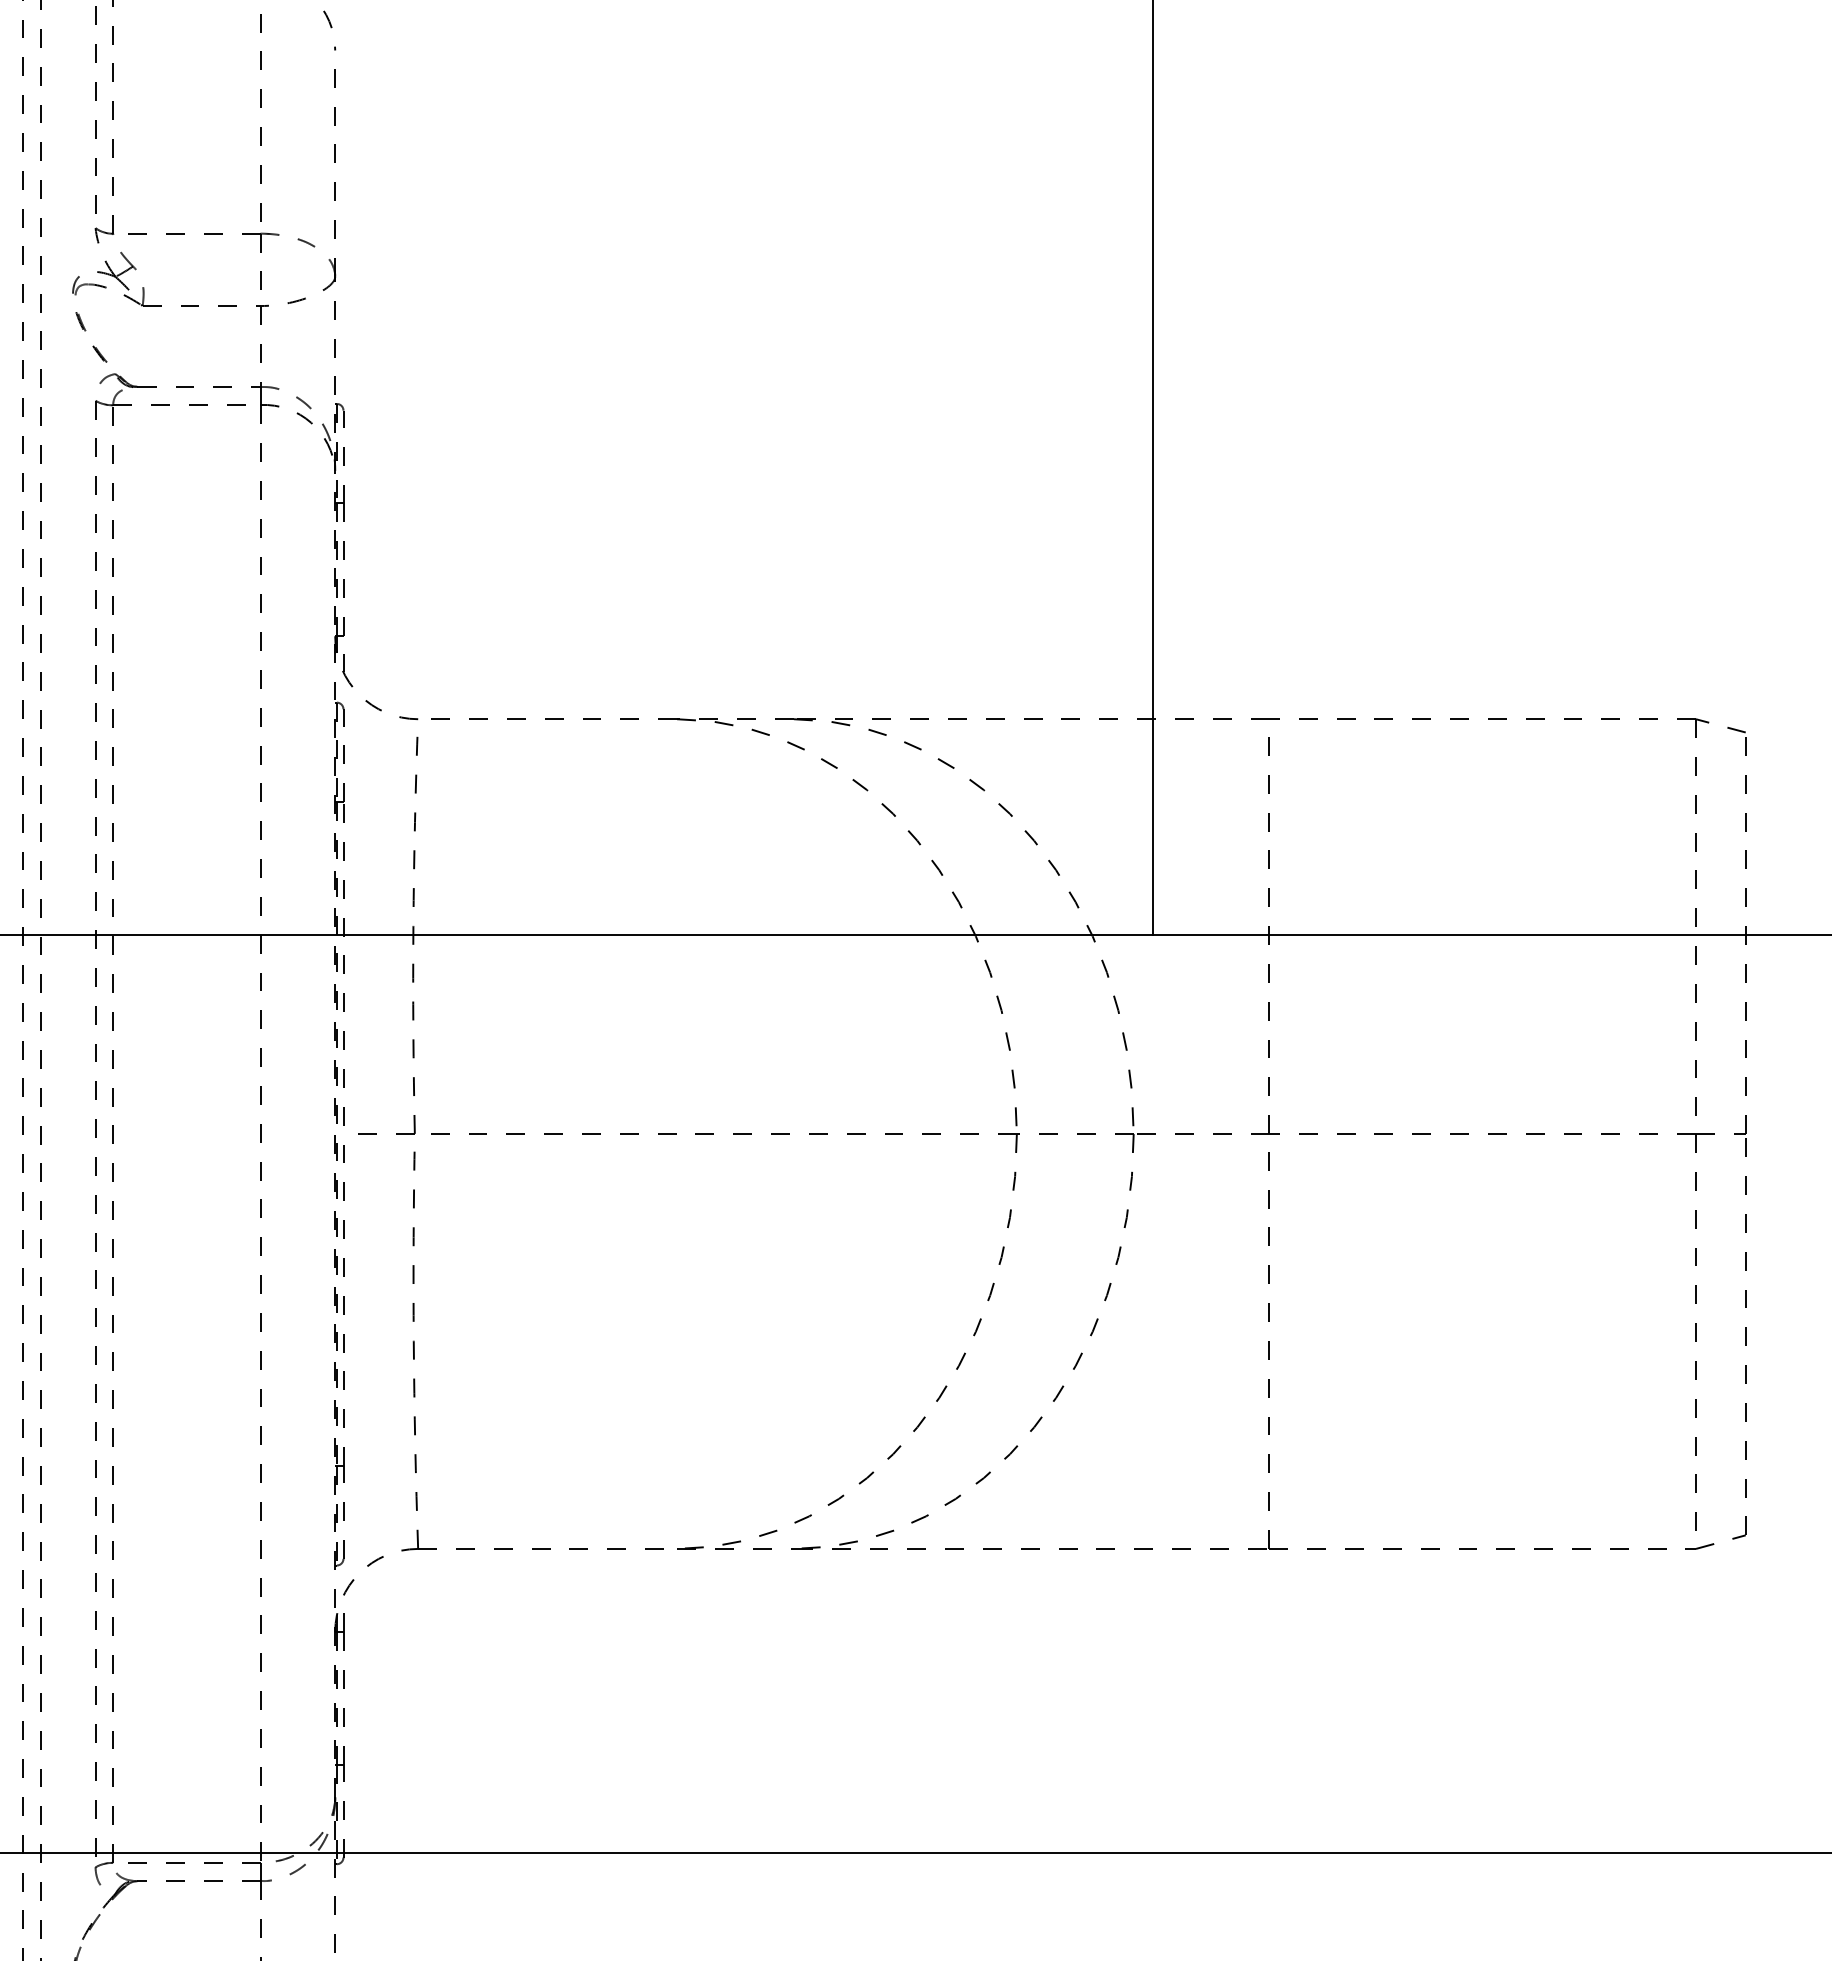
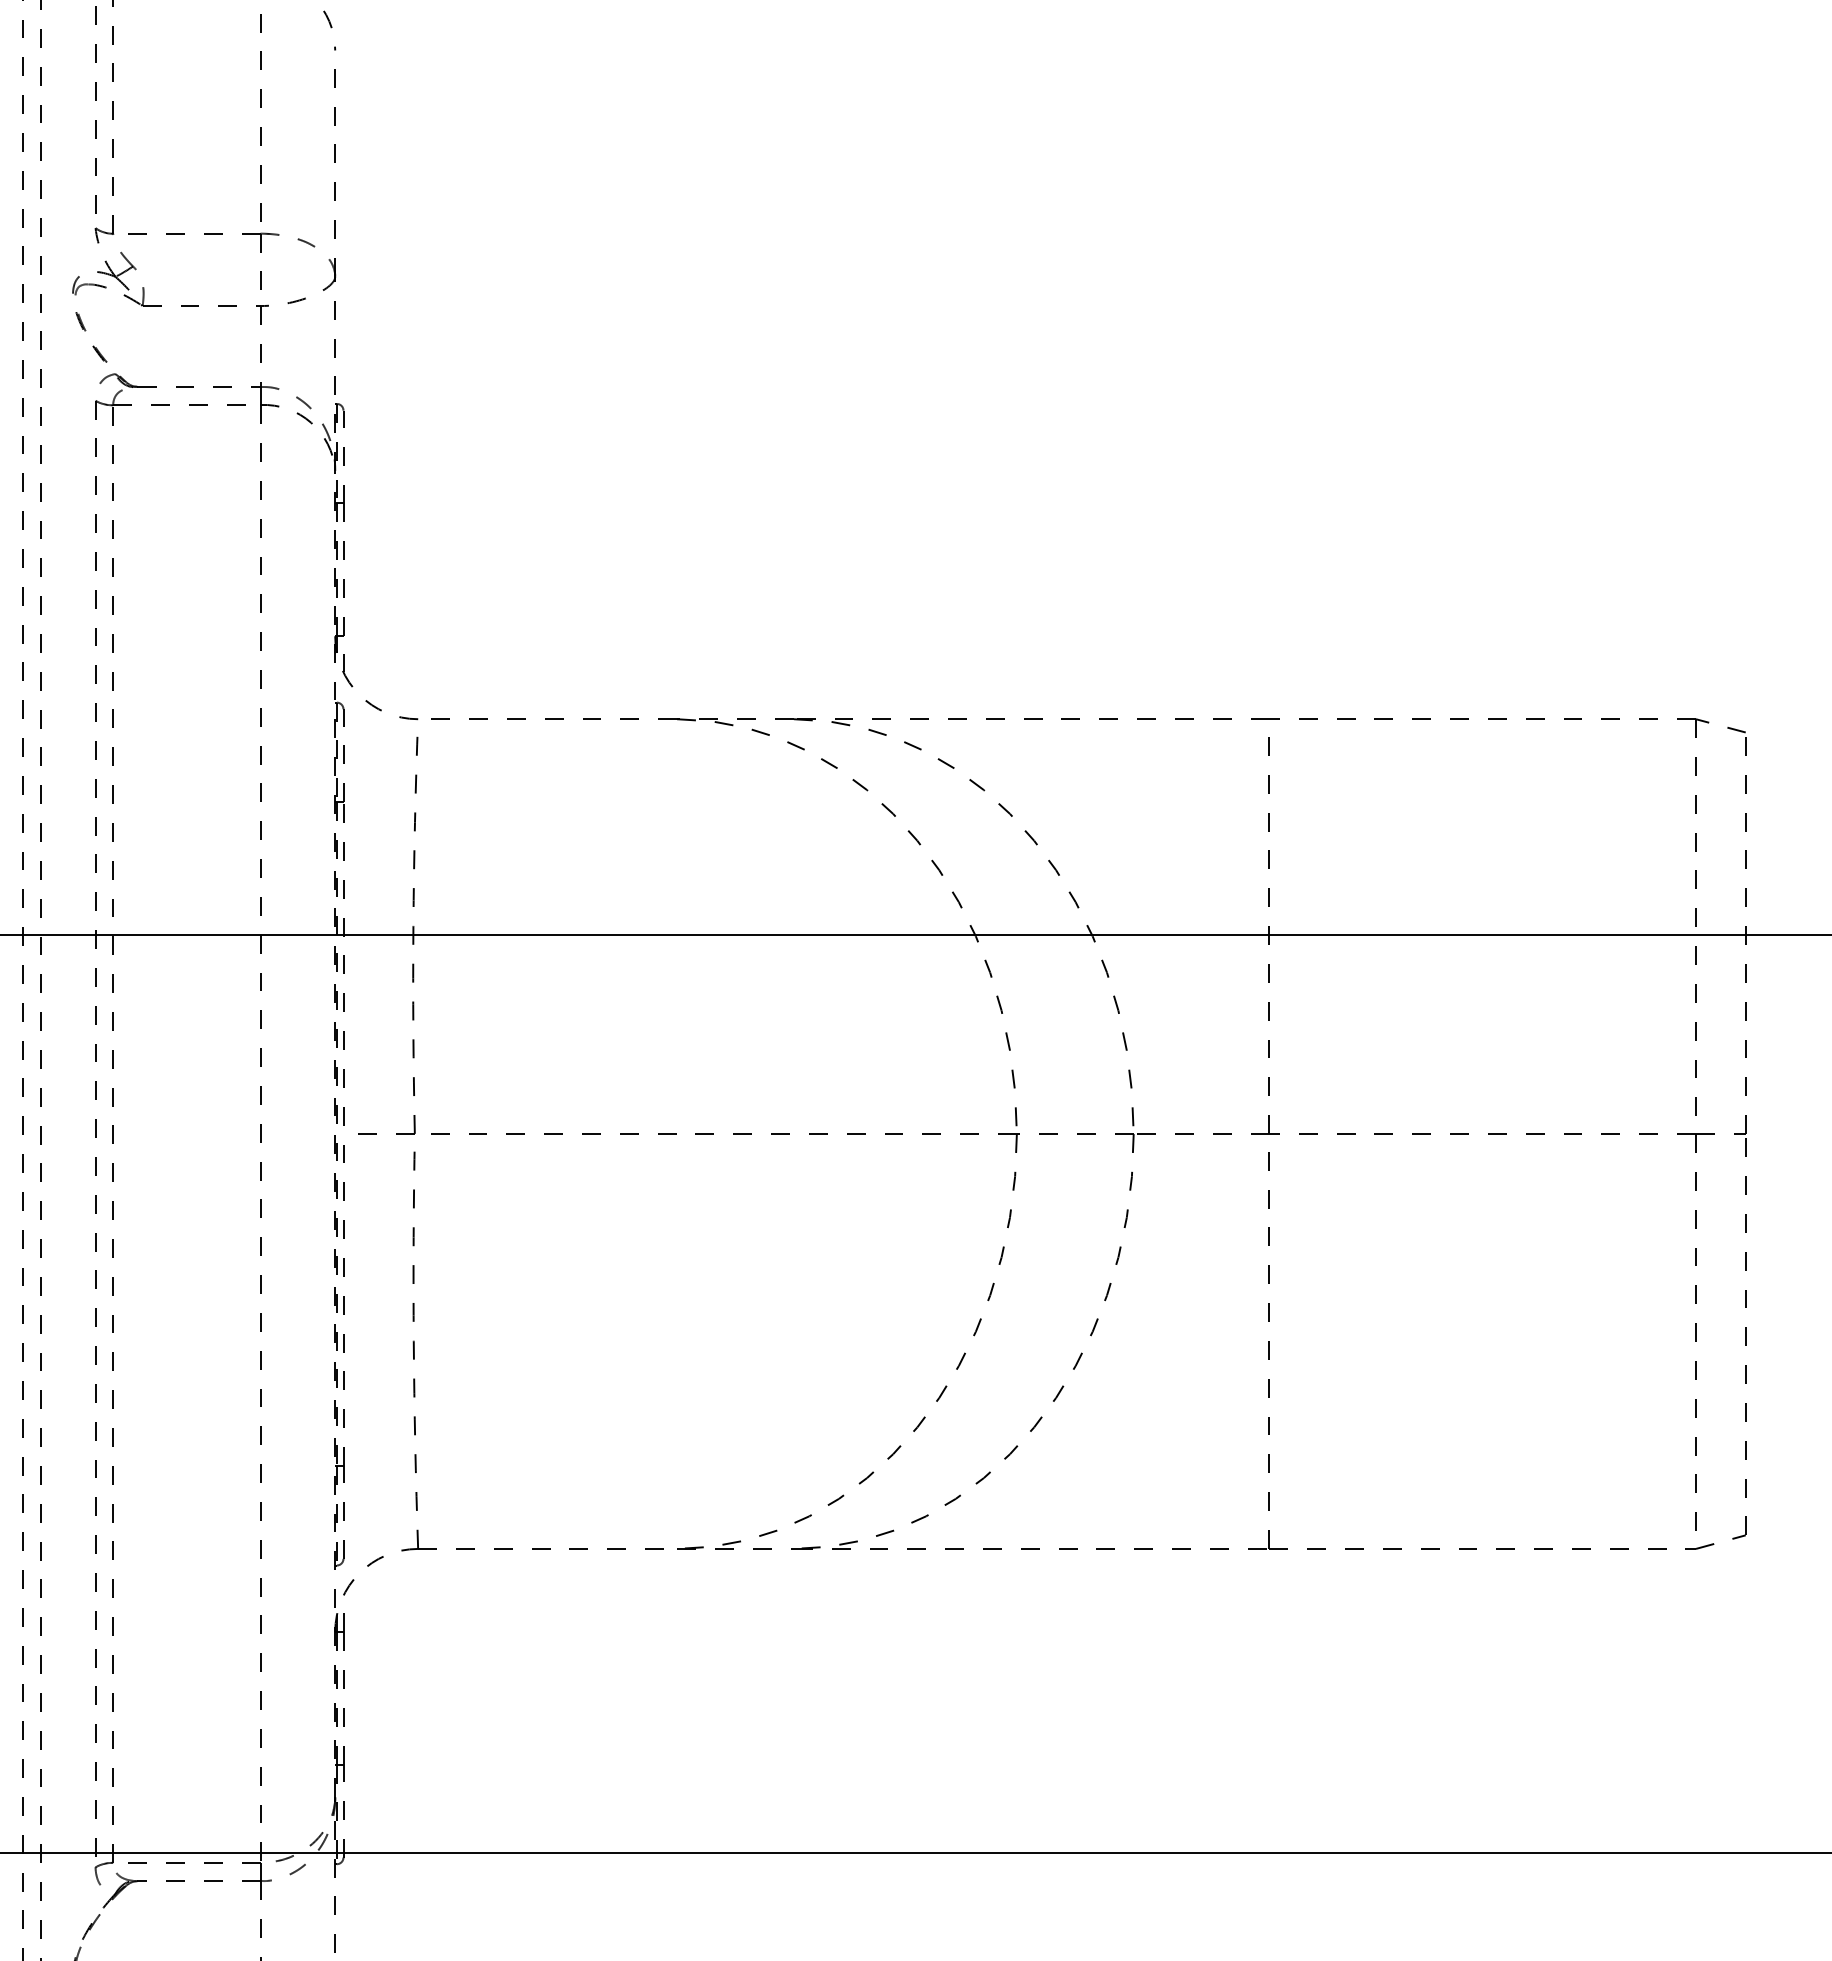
line: present -> none (1153, 468)
